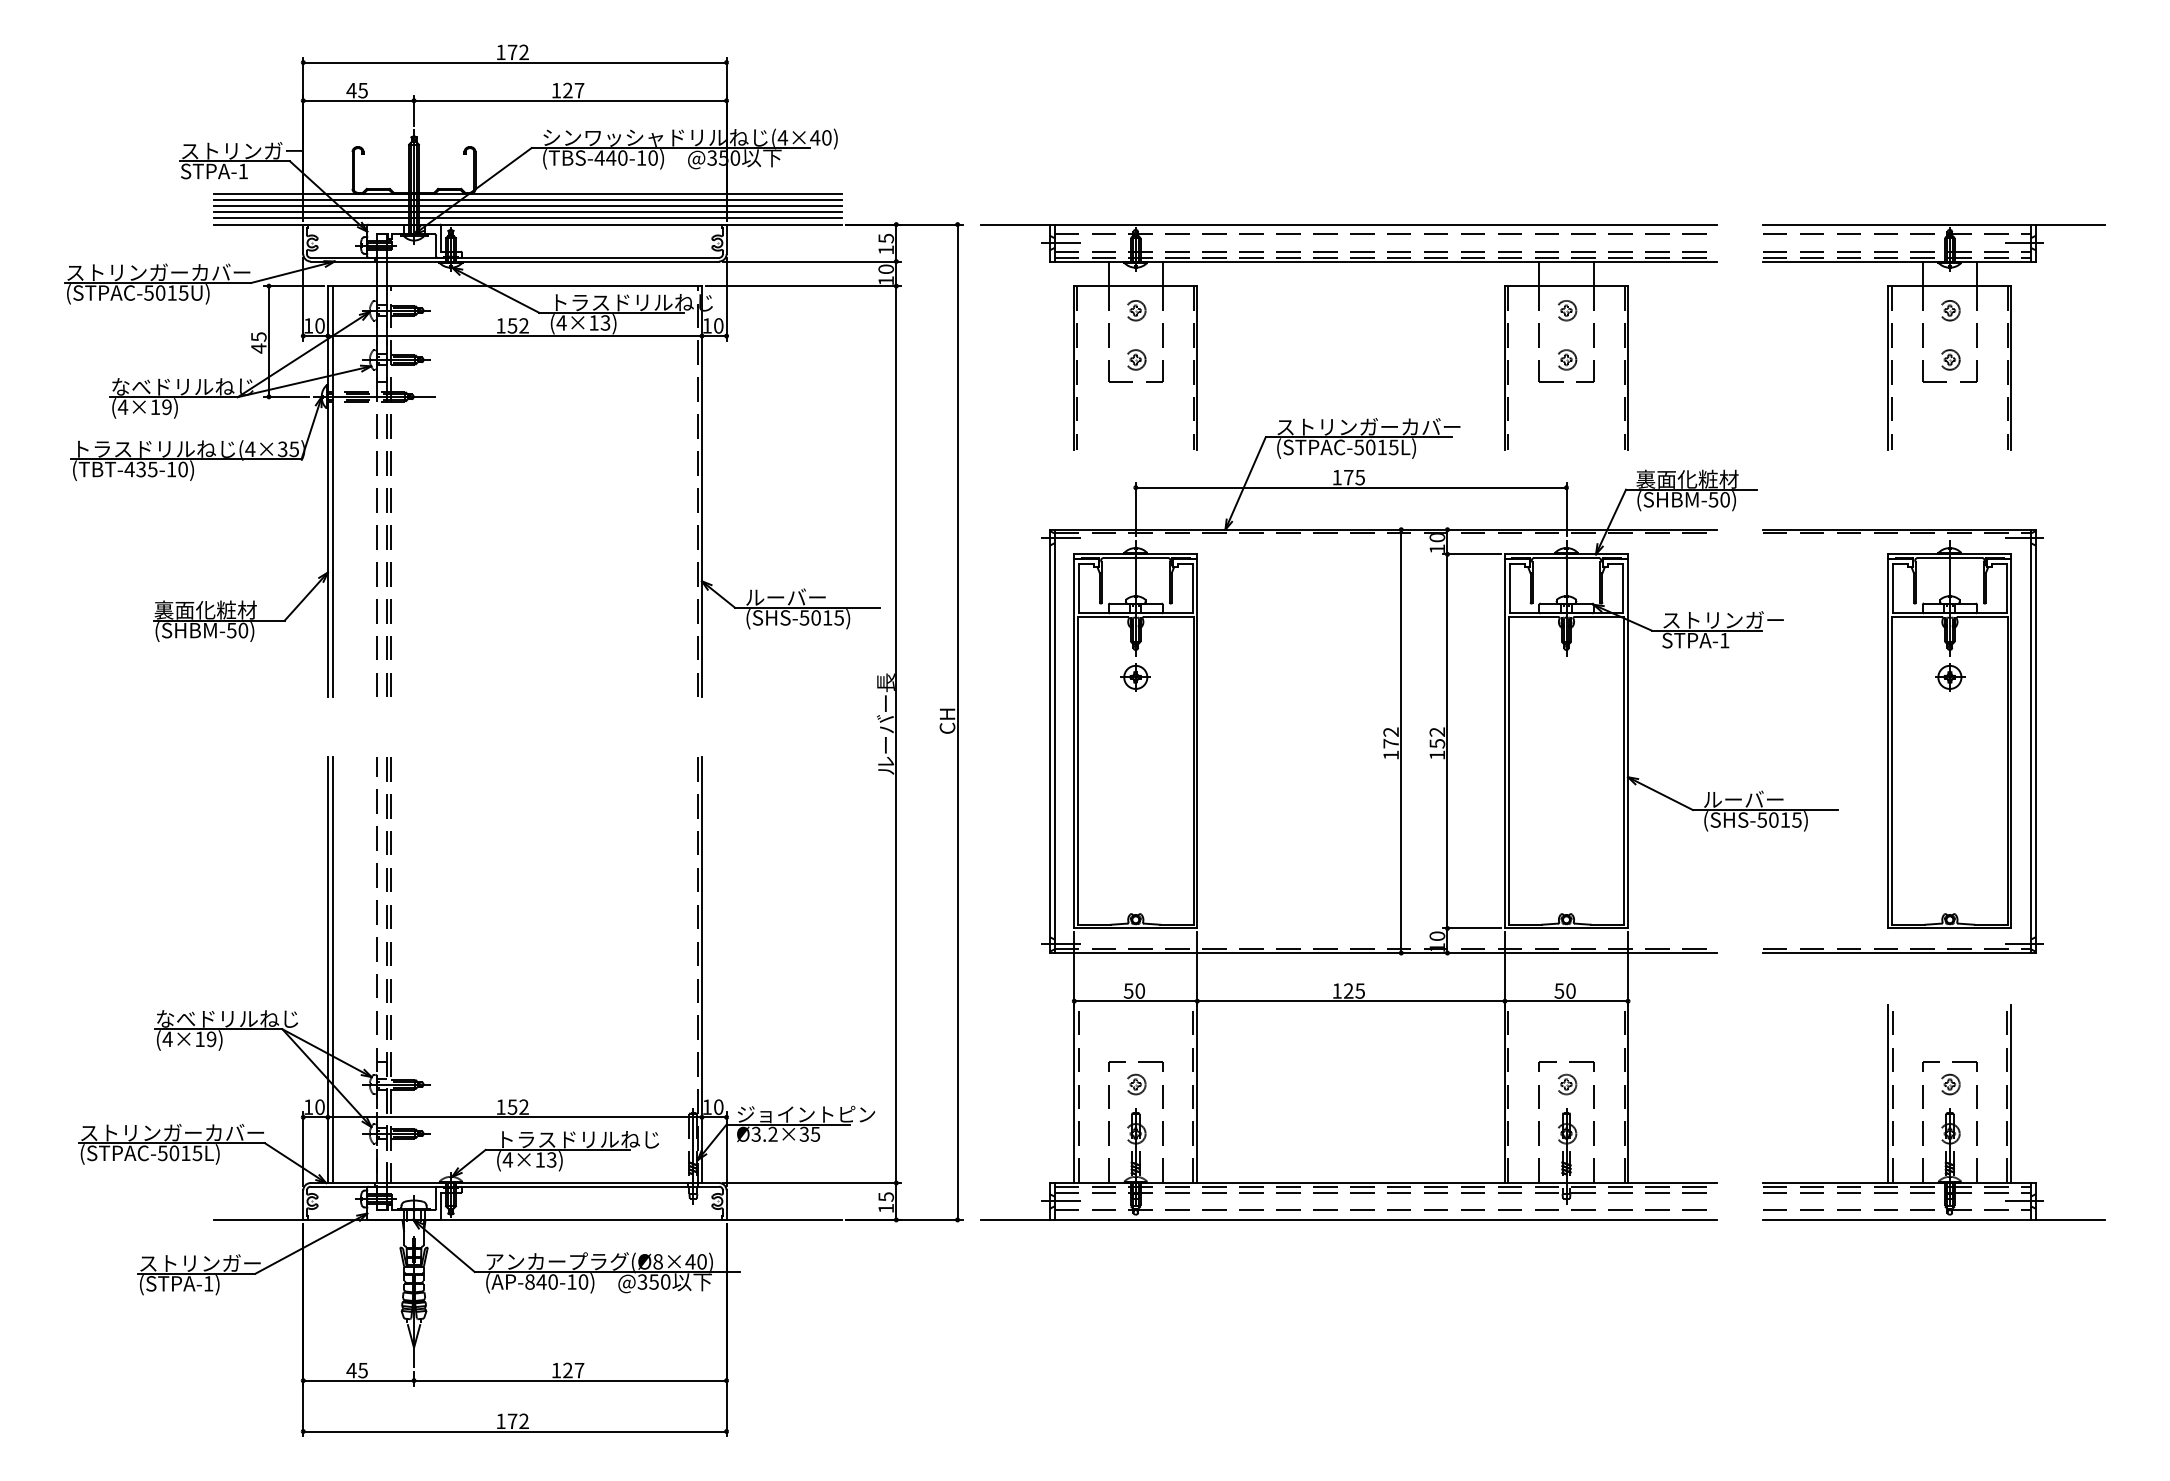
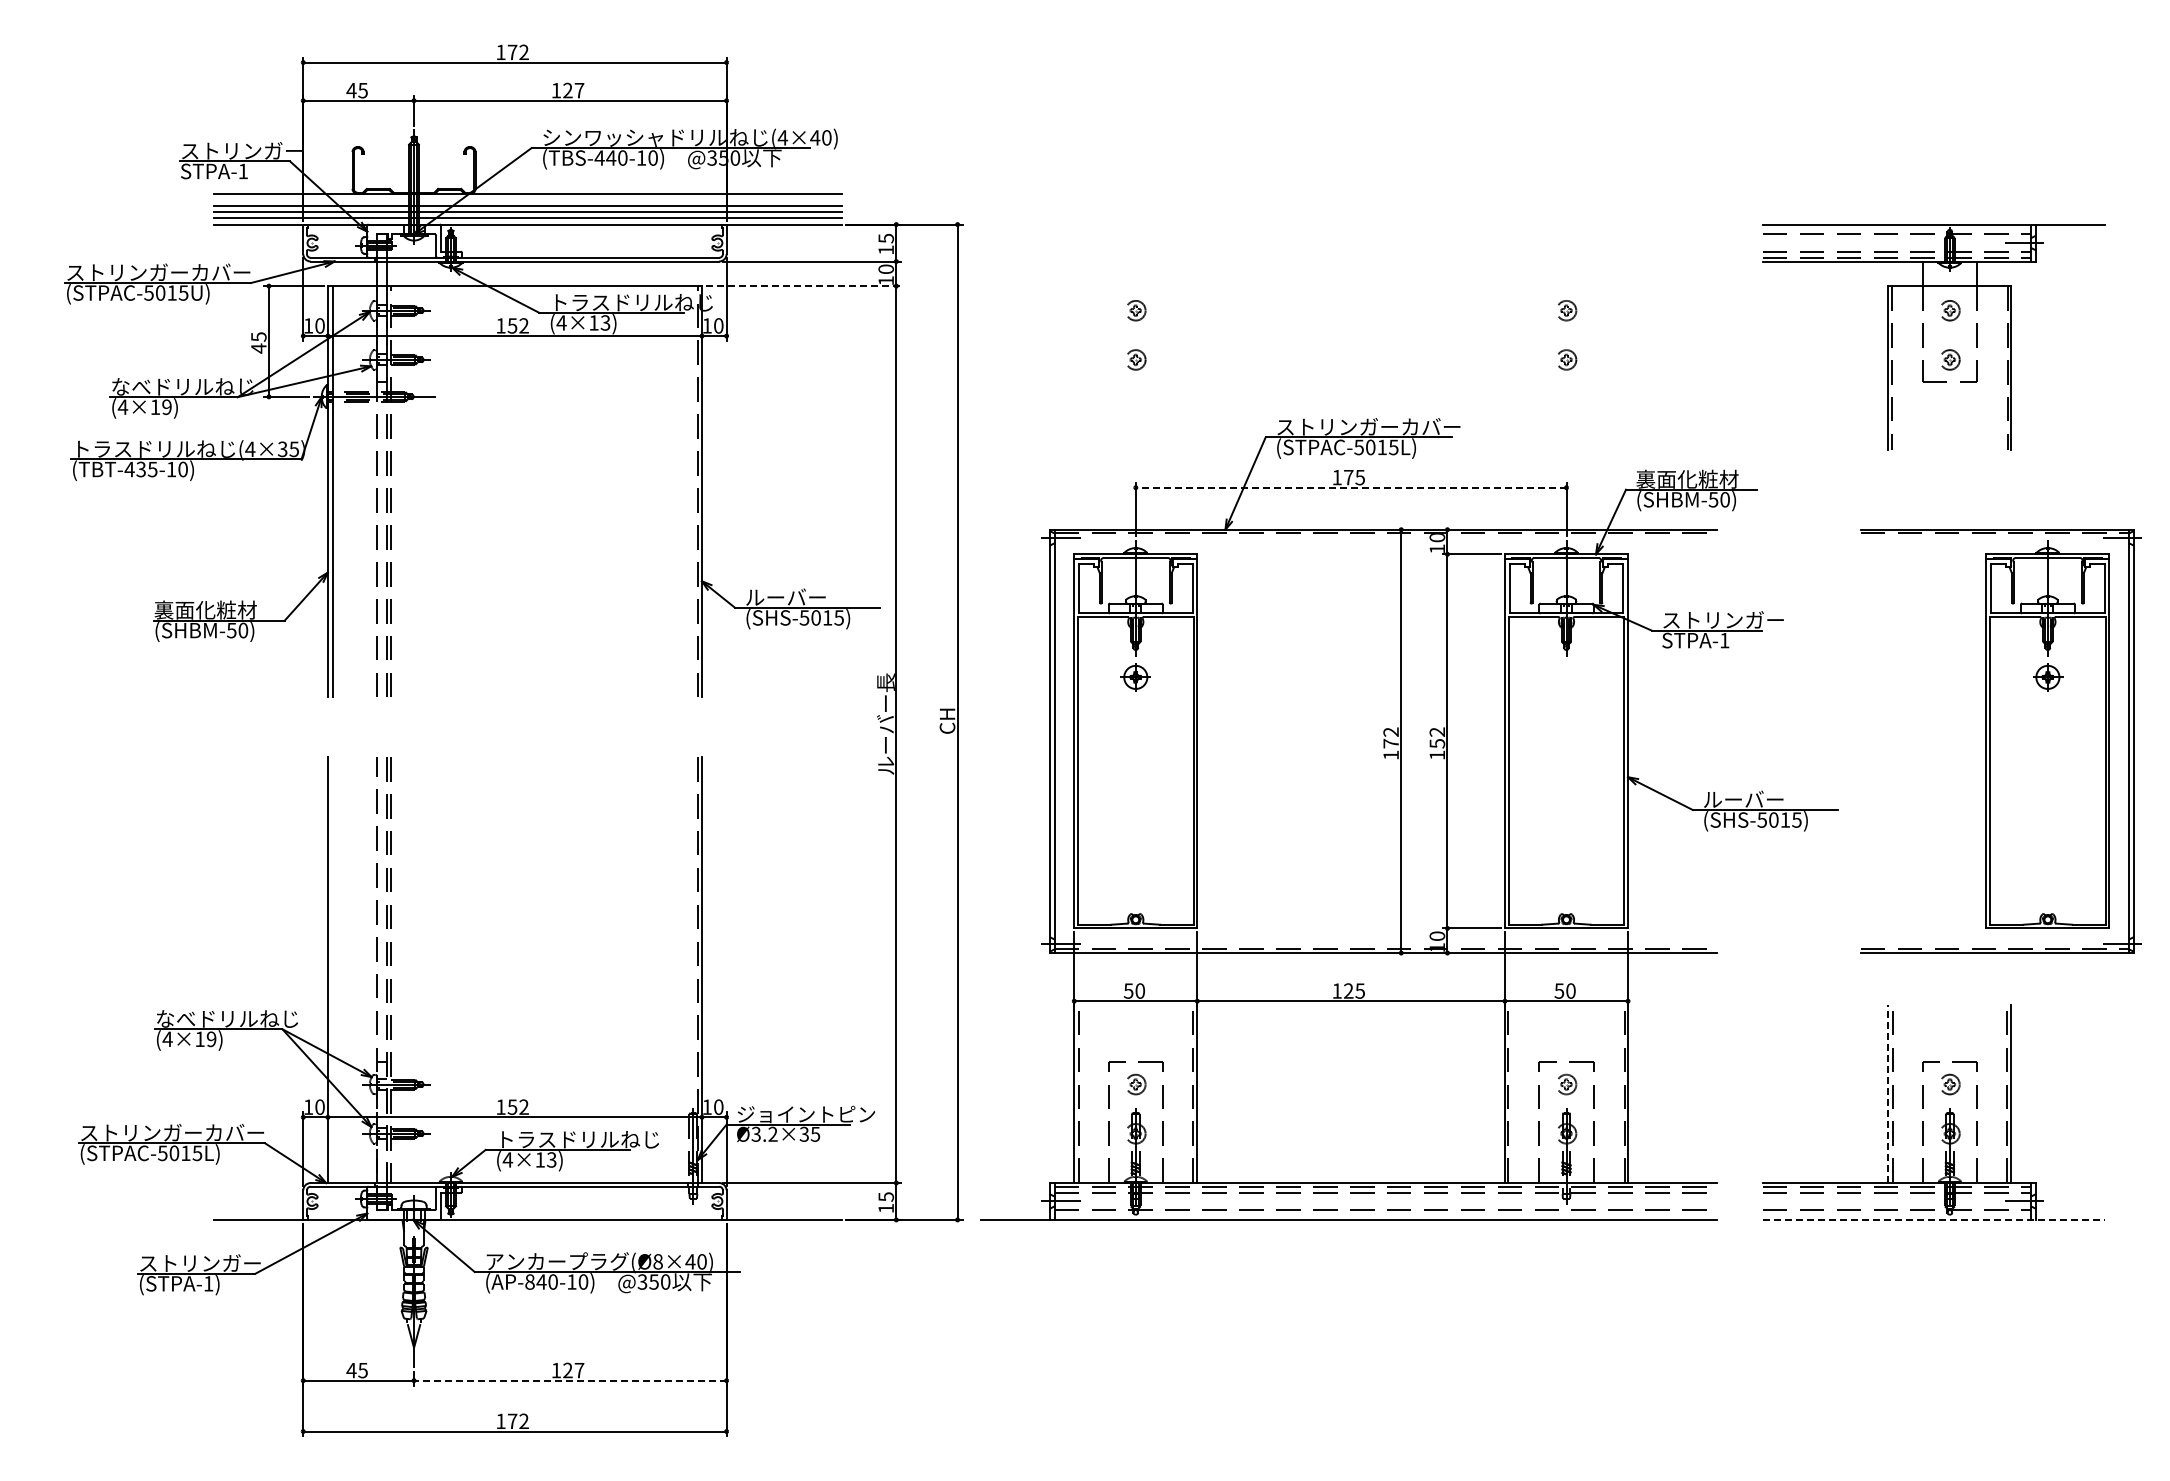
line: present -> none (527, 199)
part: present -> none (1348, 262)
line: solid -> dashed (803, 286)
line: solid -> dashed (1350, 487)
part position: (1902, 741) -> (2000, 741) (2000, 741)
line: present -> none (332, 970)
line: solid -> dashed (1888, 1094)
line: solid -> dashed (1934, 1219)
line: solid -> dashed (569, 1380)
